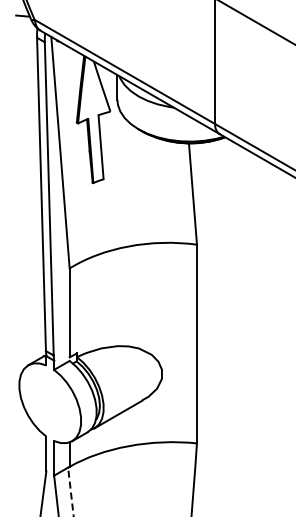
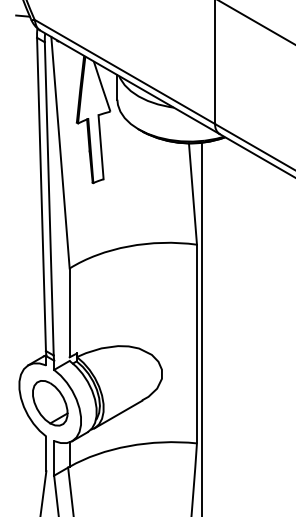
line: none -> present (201, 327)
part: none -> present (50, 403)
line: dashed -> solid (70, 492)
